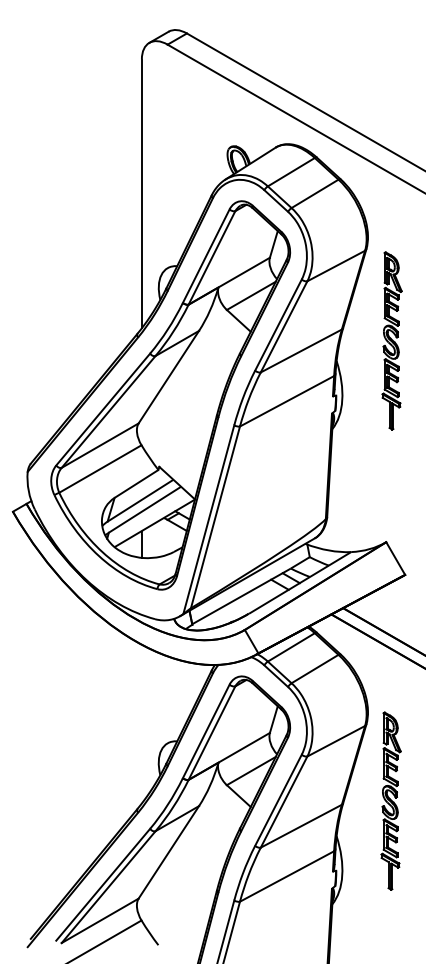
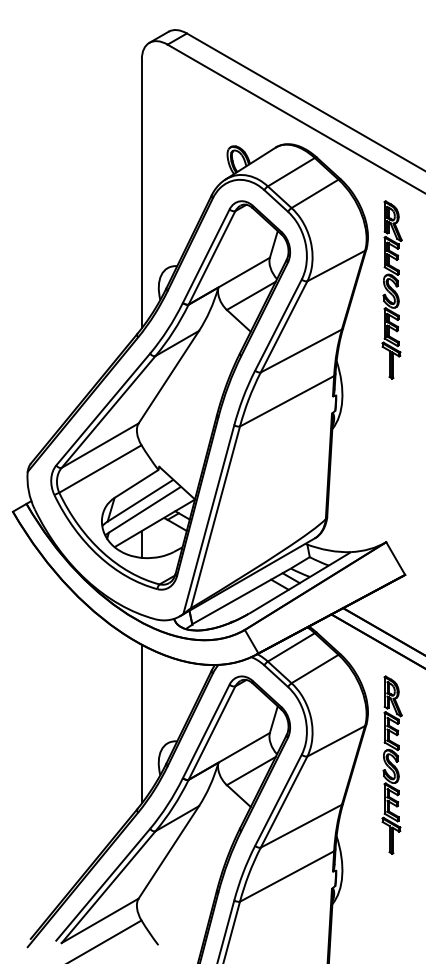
part position: (391, 340) -> (391, 289) (391, 289)
line: none -> present (141, 723)
part position: (390, 800) -> (391, 764) (391, 764)
